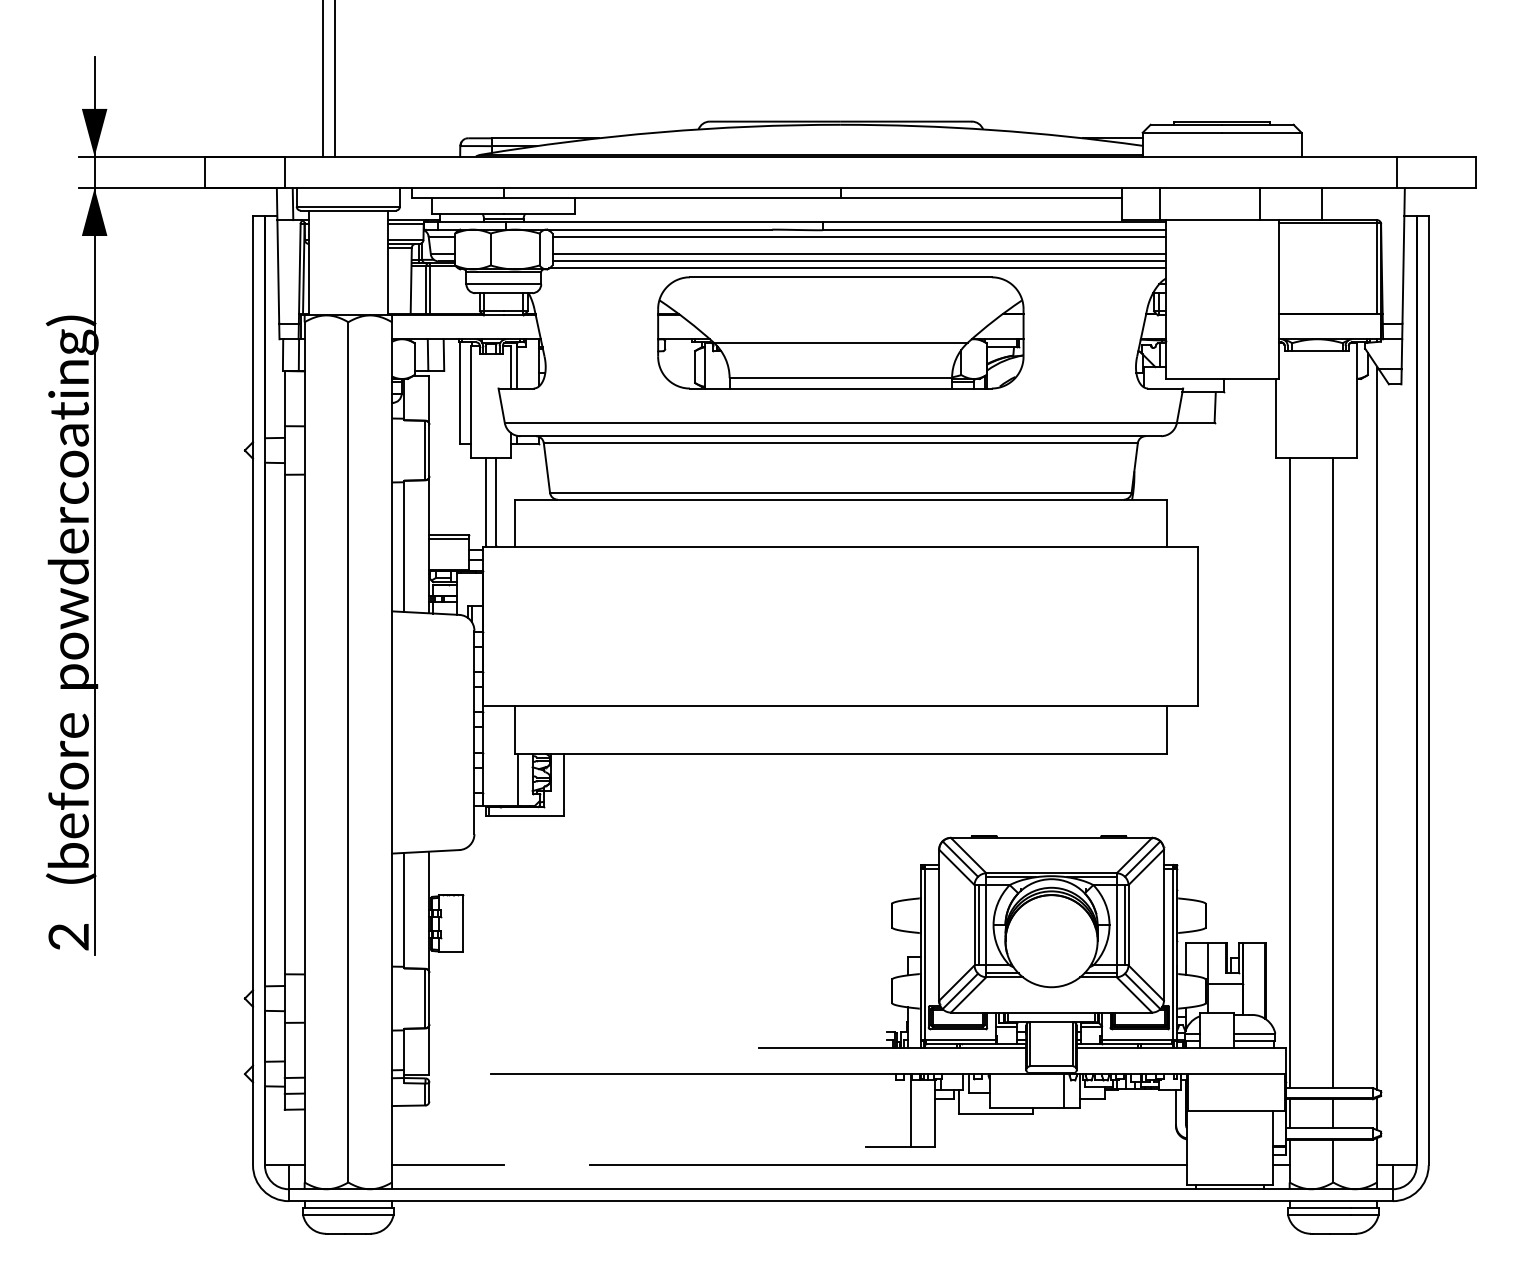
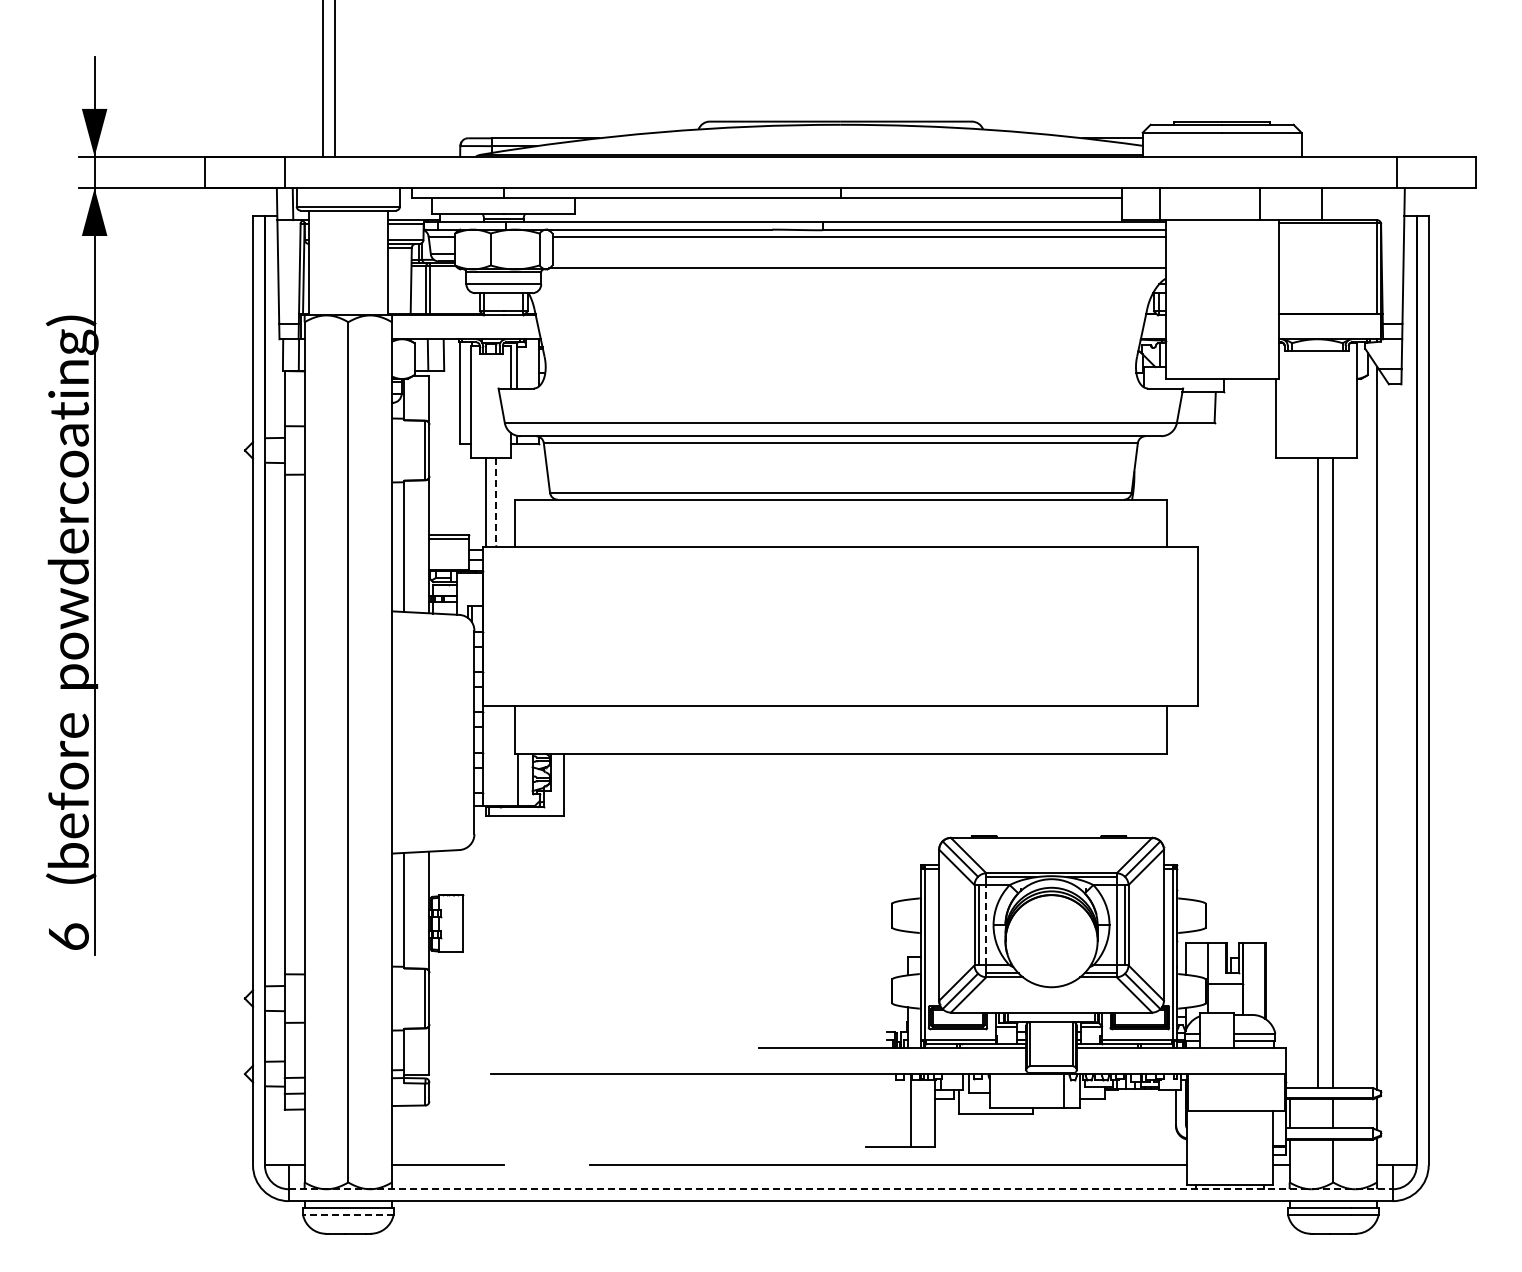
line: present -> none (858, 254)
line: present -> none (858, 261)
part: present -> none (840, 332)
line: solid -> dashed (496, 502)
line position: (1289, 772) -> (1317, 772) (1317, 772)
line: solid -> dashed (986, 924)
text: 2 -> 6 (68, 936)
line: solid -> dashed (841, 1189)
line: solid -> dashed (347, 1215)
